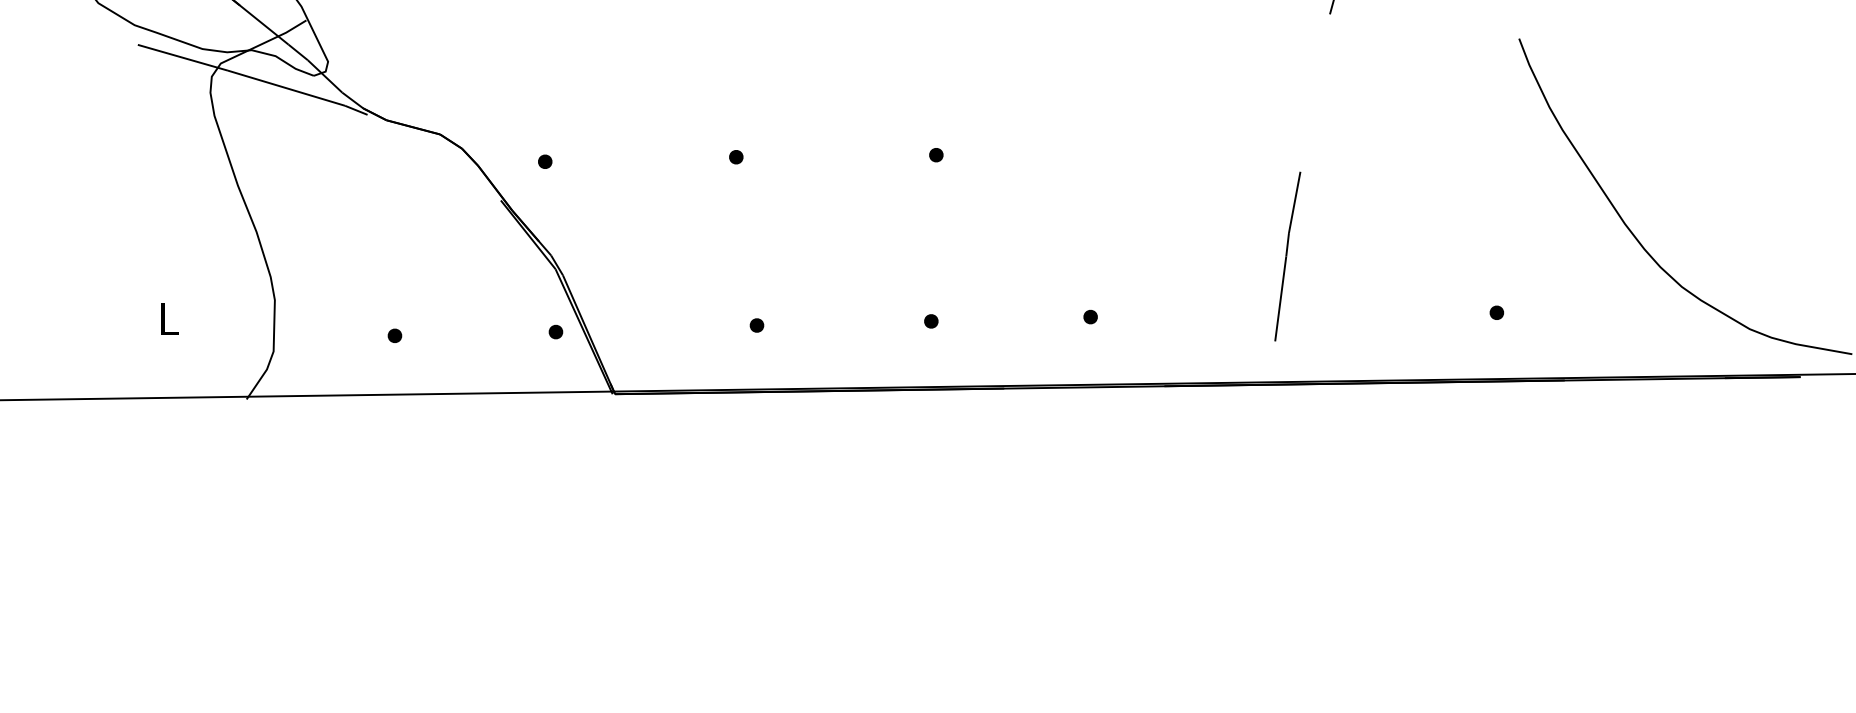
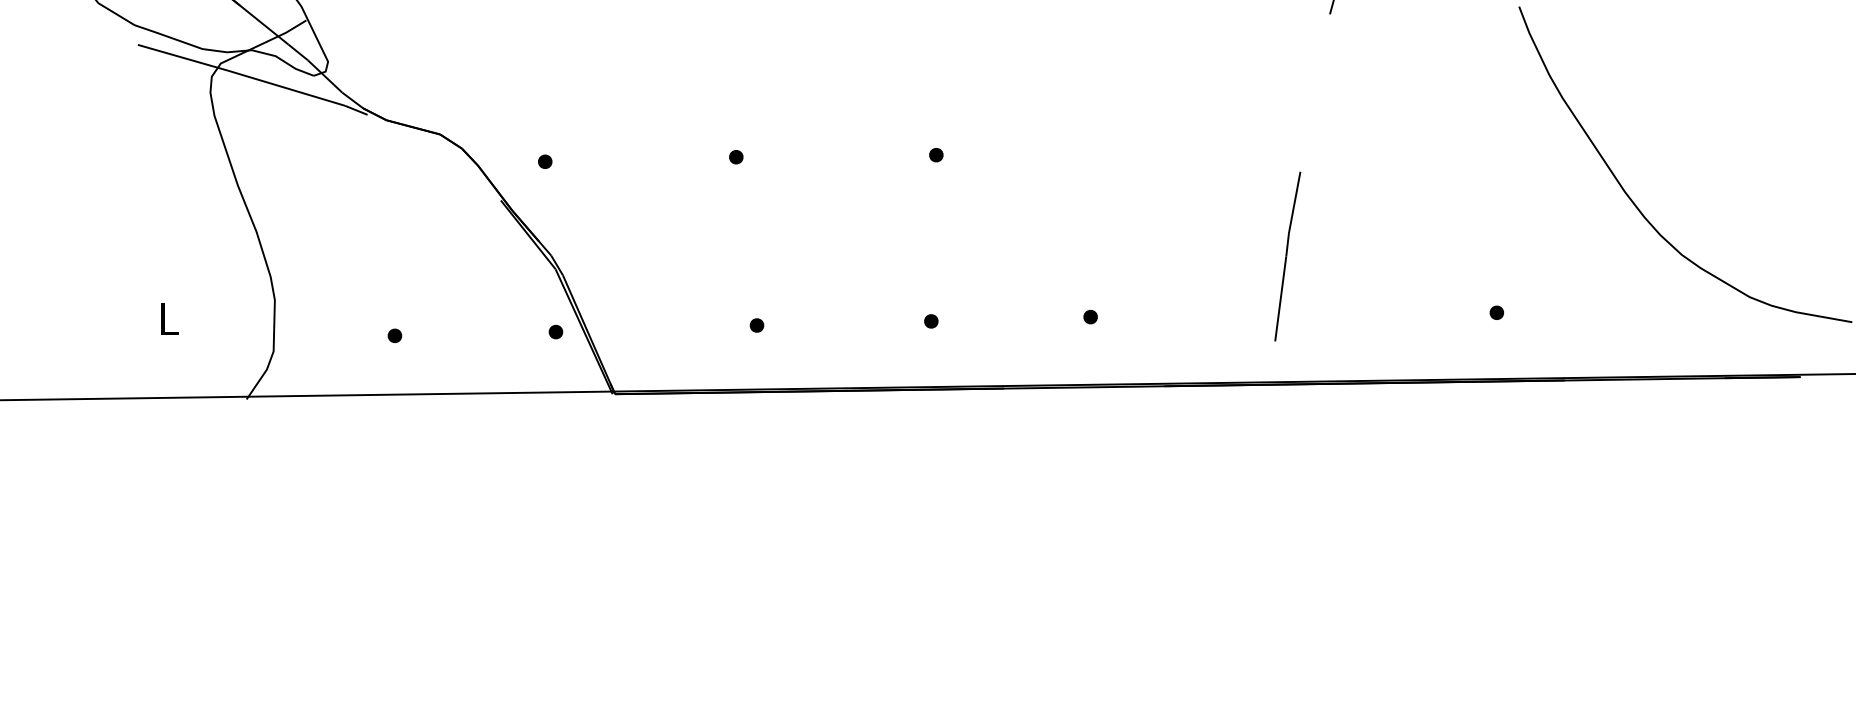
curve position: (1635, 235) -> (1635, 203) (1635, 203)
